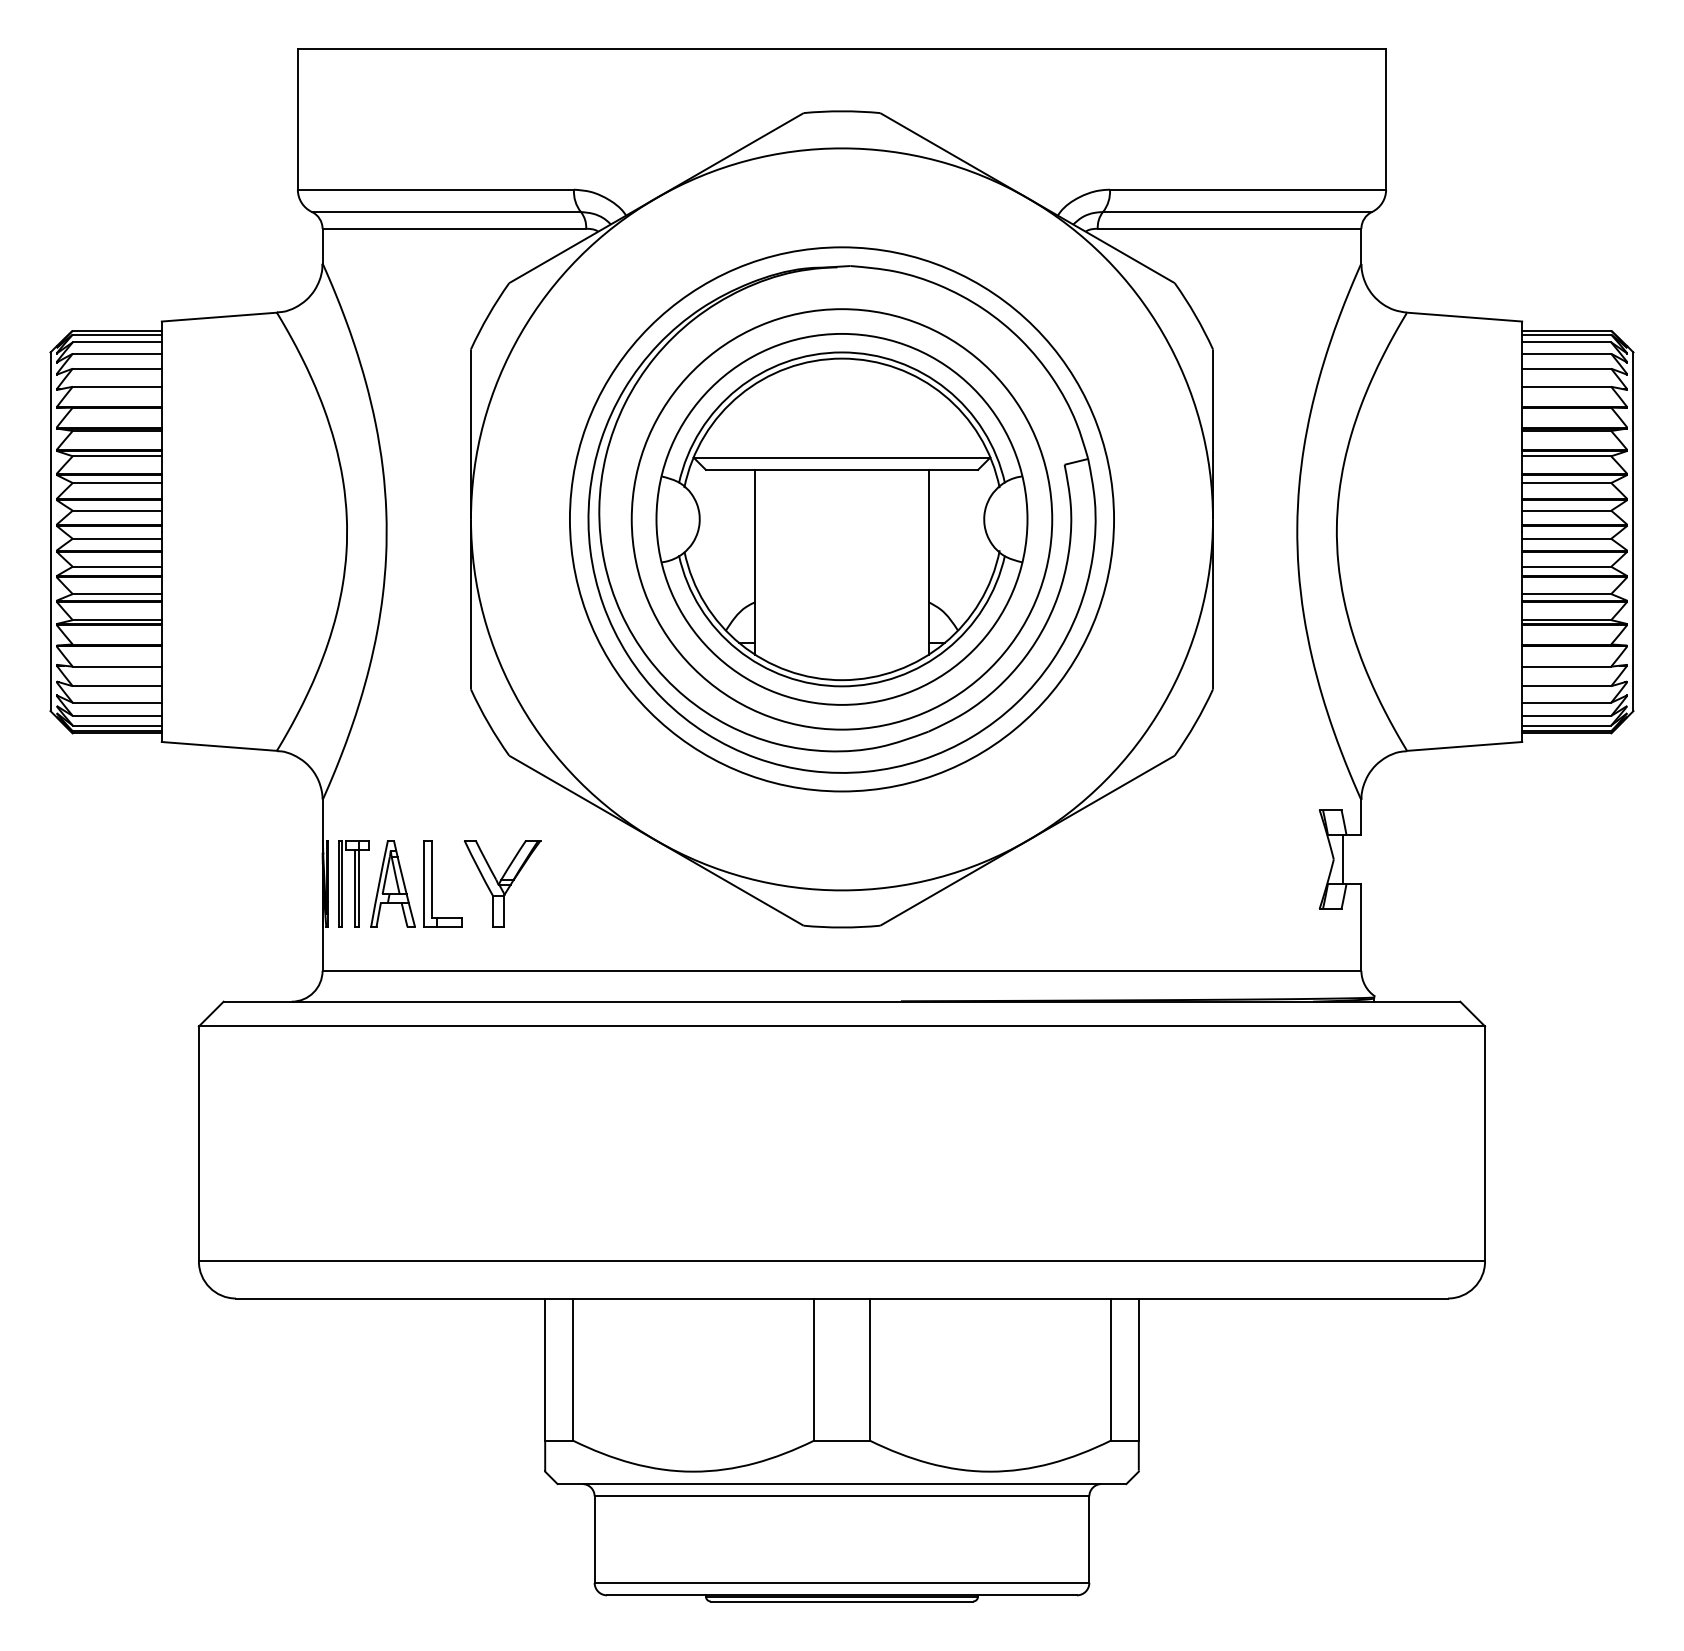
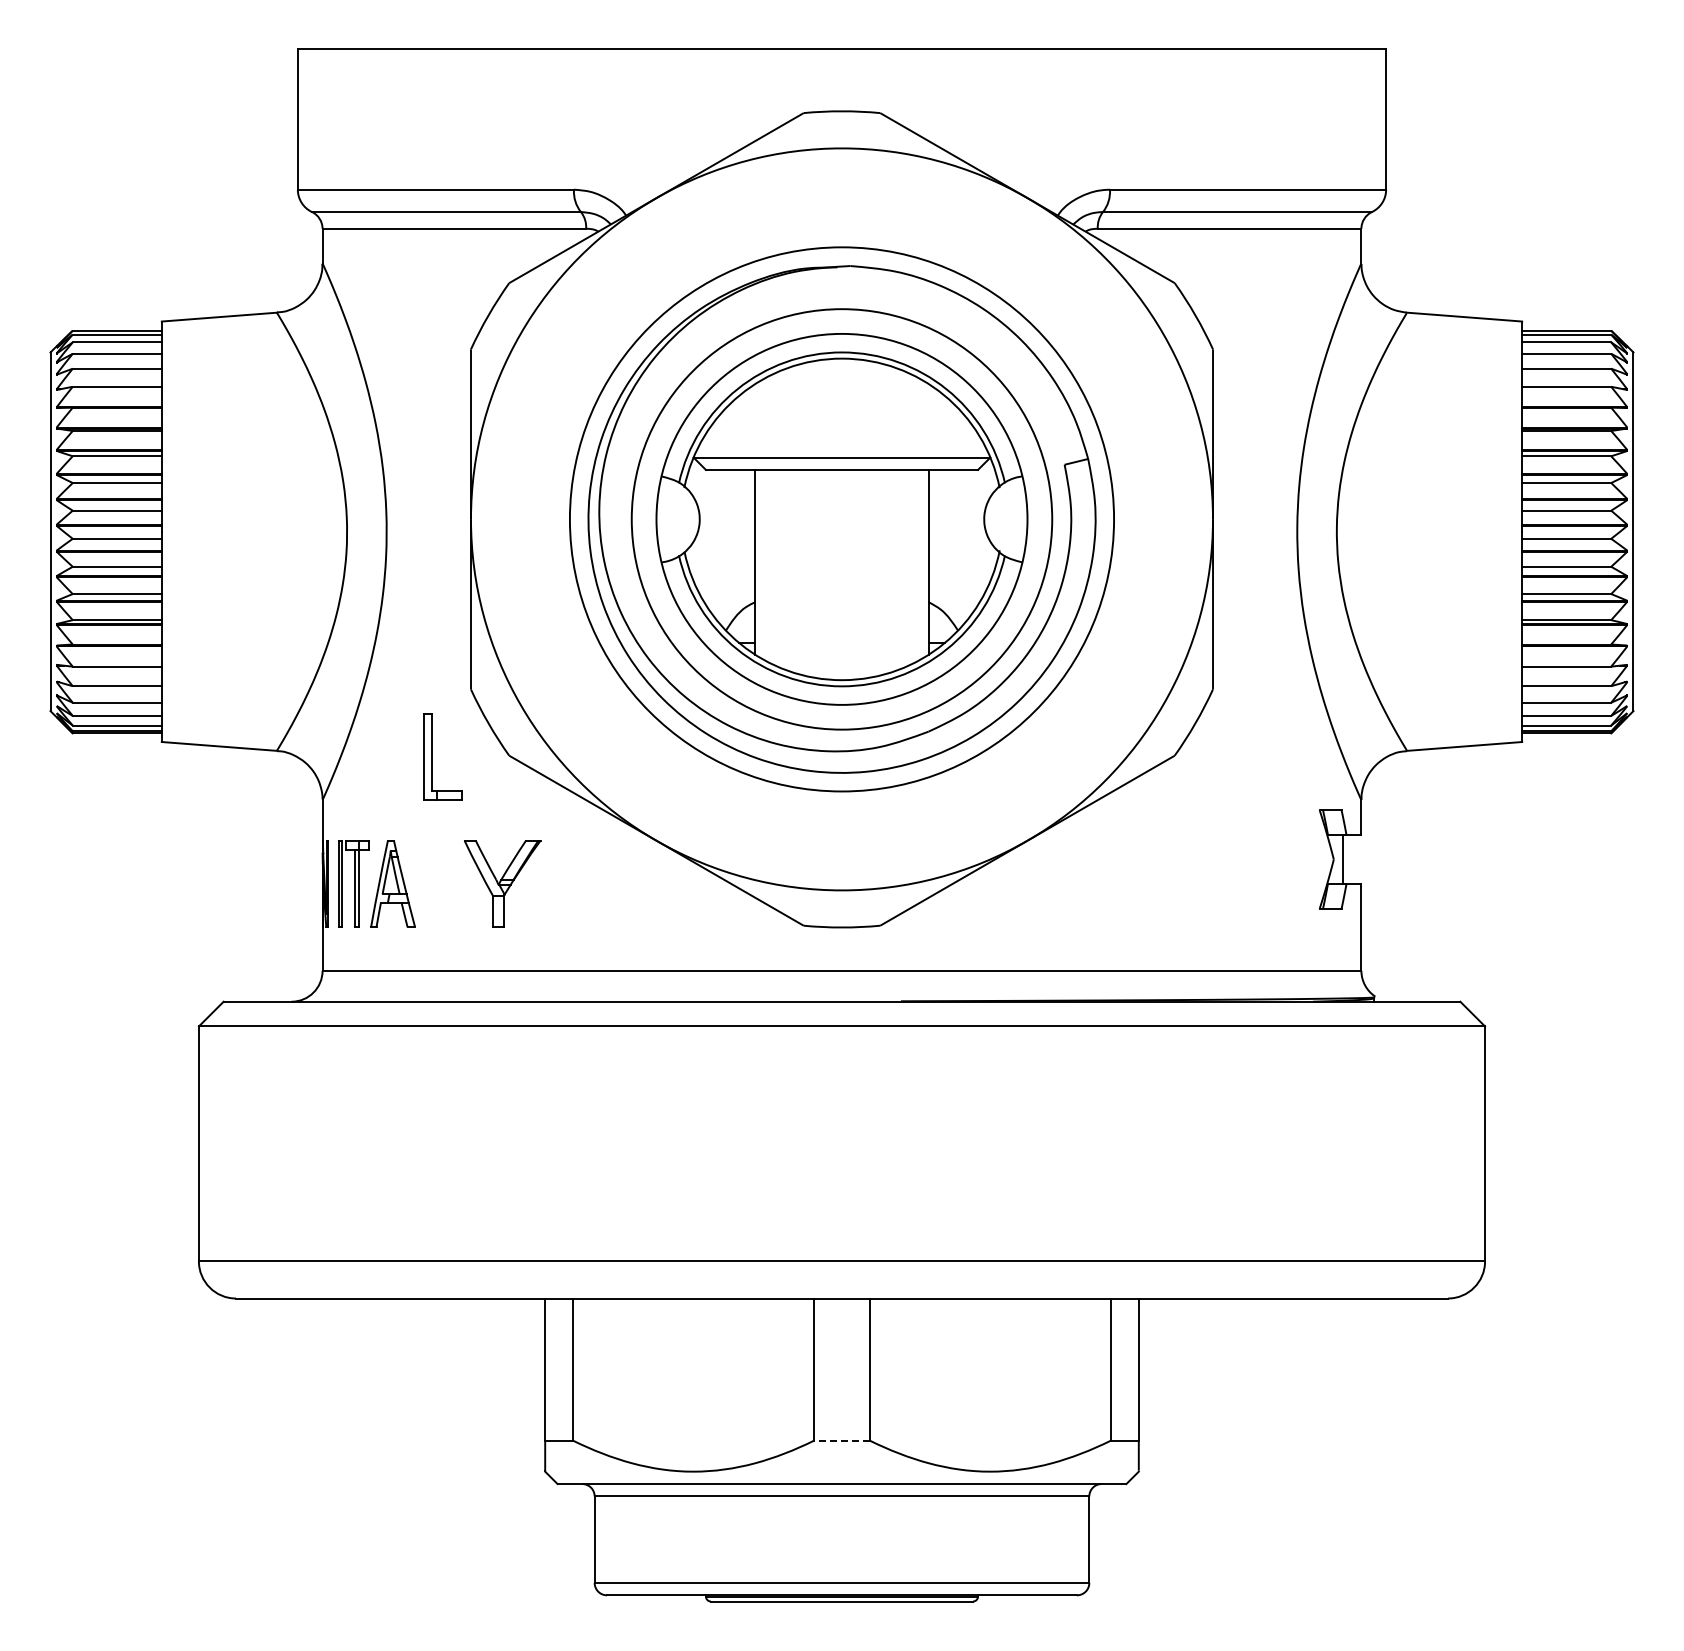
part position: (432, 883) -> (432, 756) (432, 756)
line: solid -> dashed (841, 1440)
